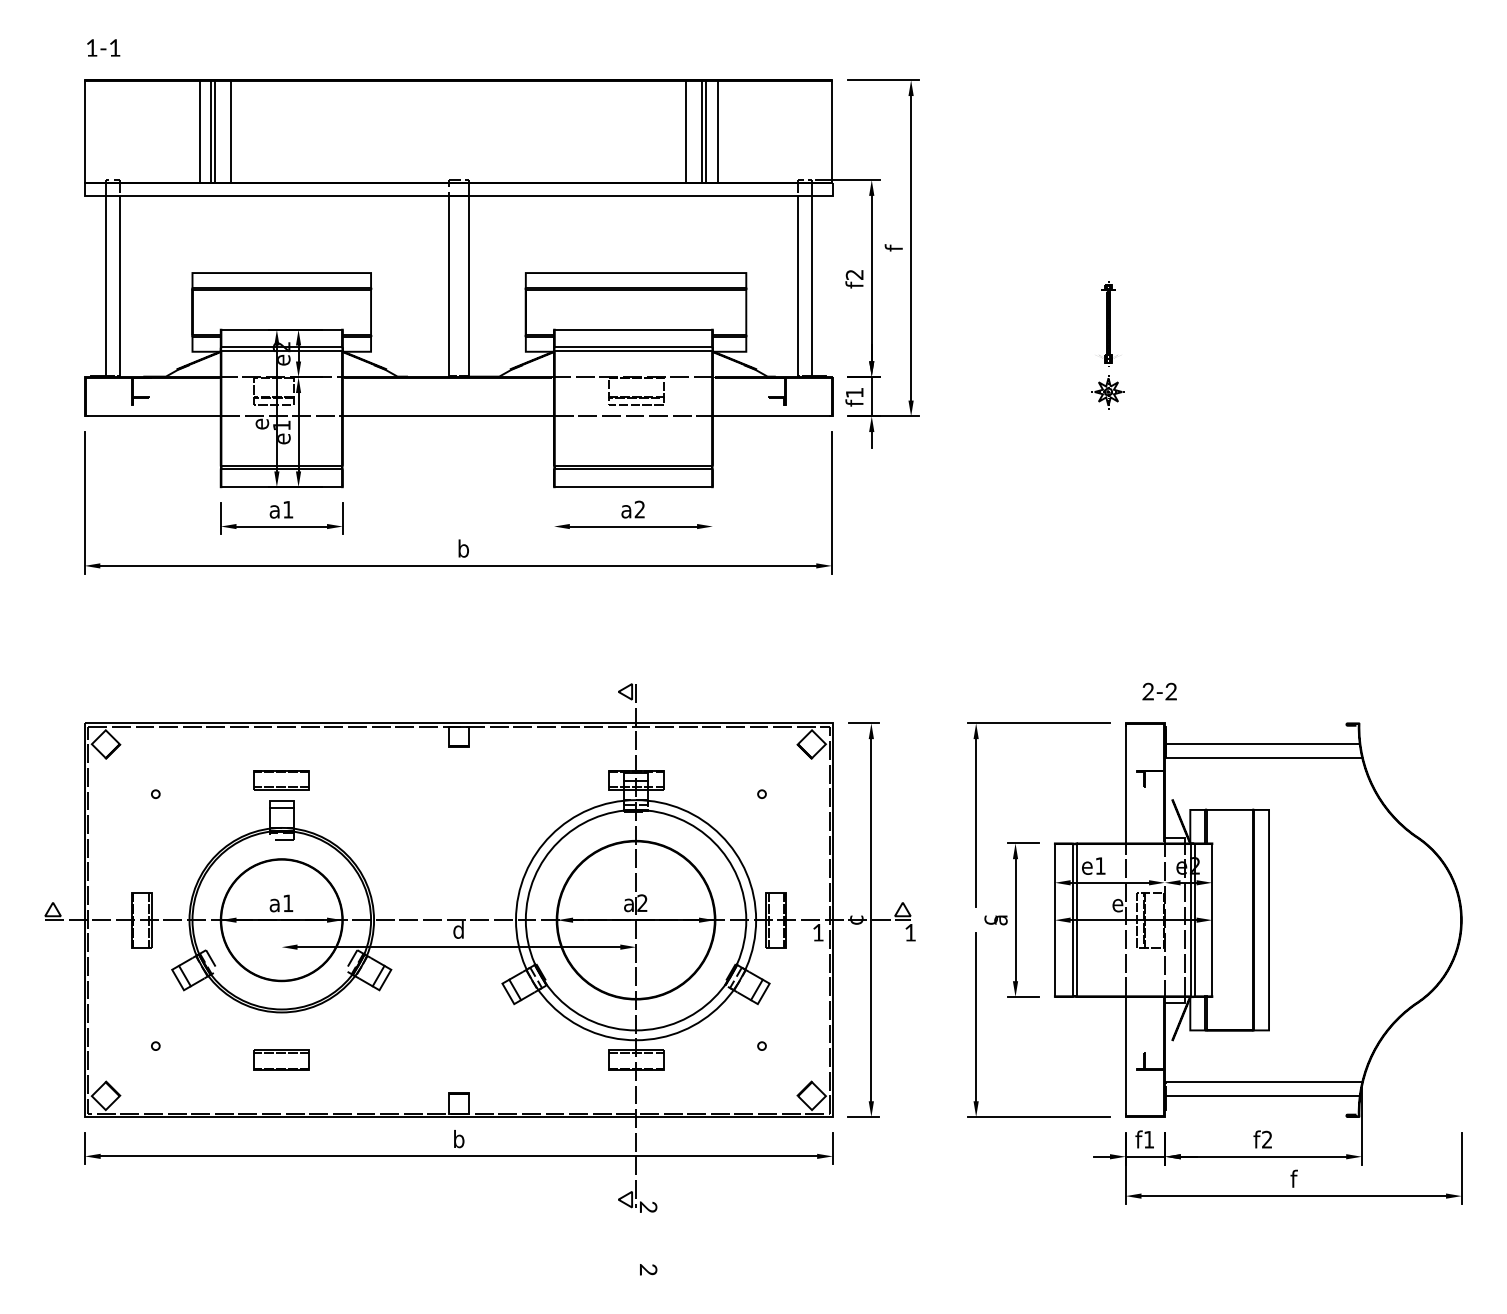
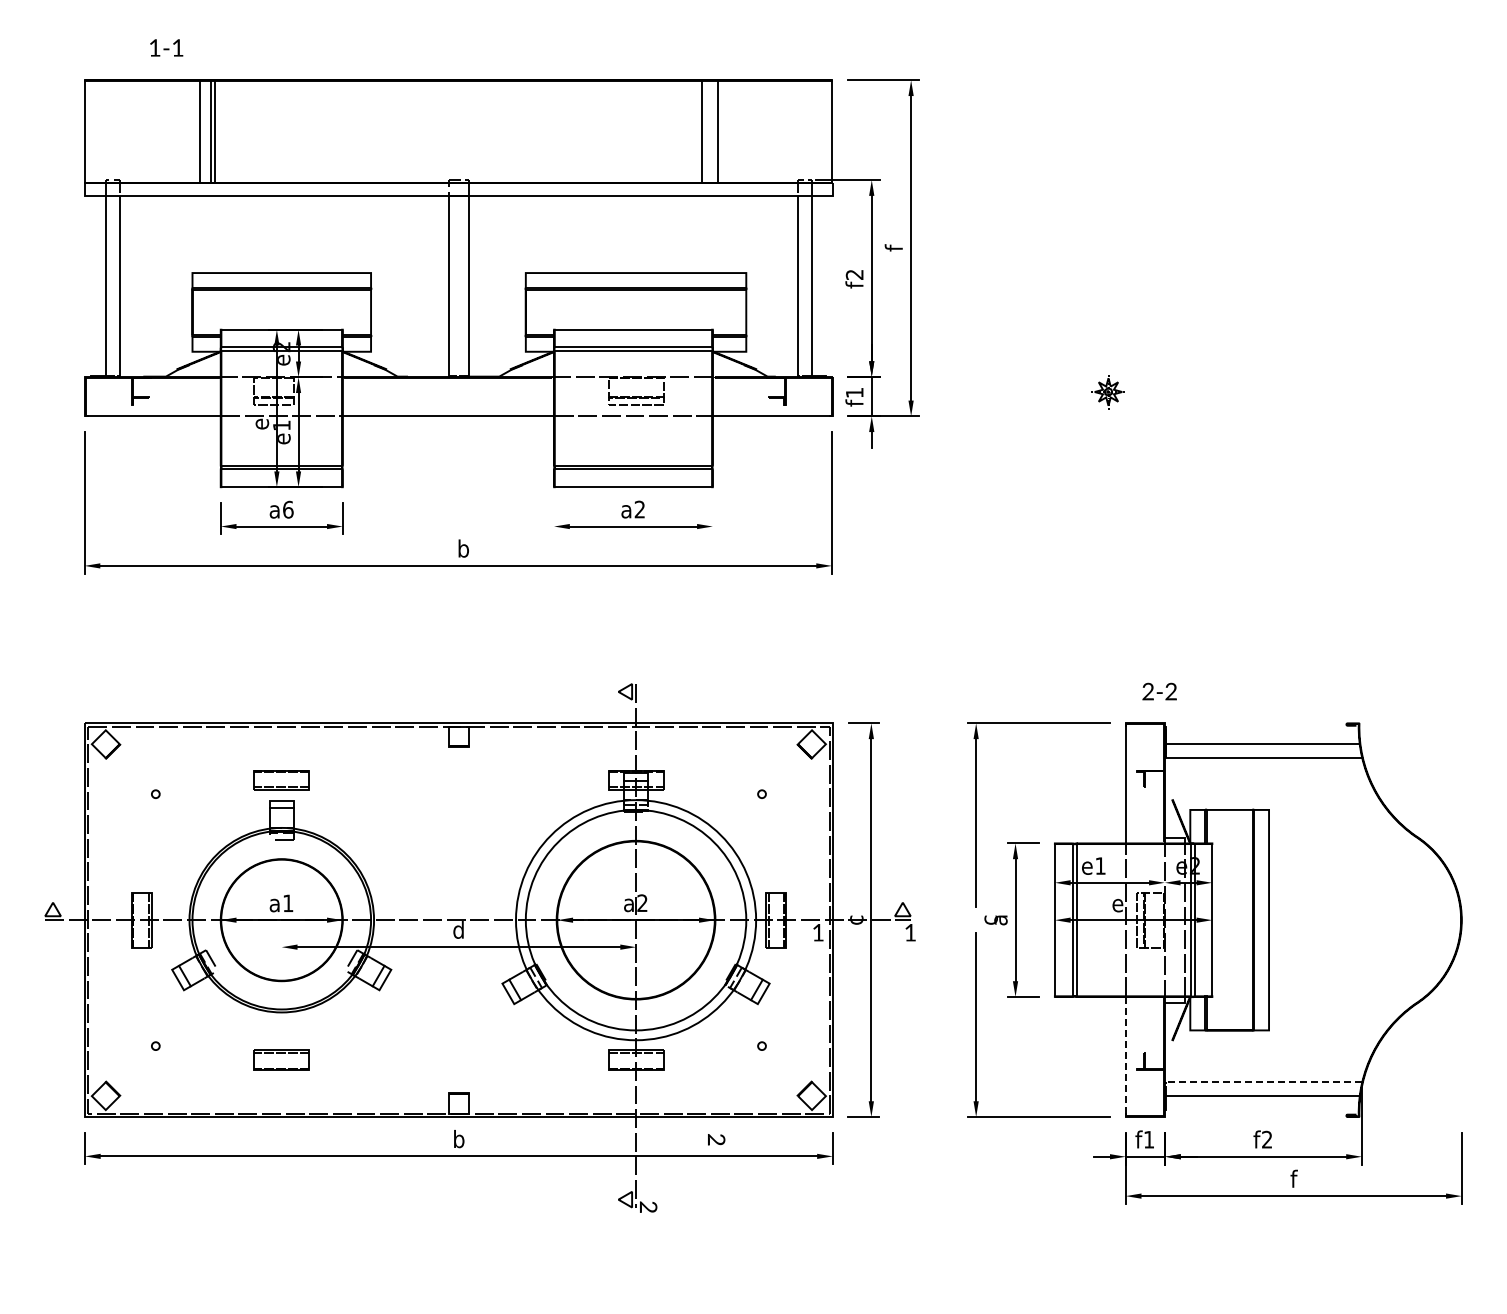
text position: (103, 47) -> (166, 47) (166, 47)
line: present -> none (231, 131)
line: present -> none (686, 131)
line: present -> none (706, 131)
part: present -> none (1108, 323)
text: a1 -> a6 (288, 509)
line: solid -> dashed (1126, 1055)
line: solid -> dashed (1263, 1081)
text position: (648, 1269) -> (716, 1139) (716, 1139)
